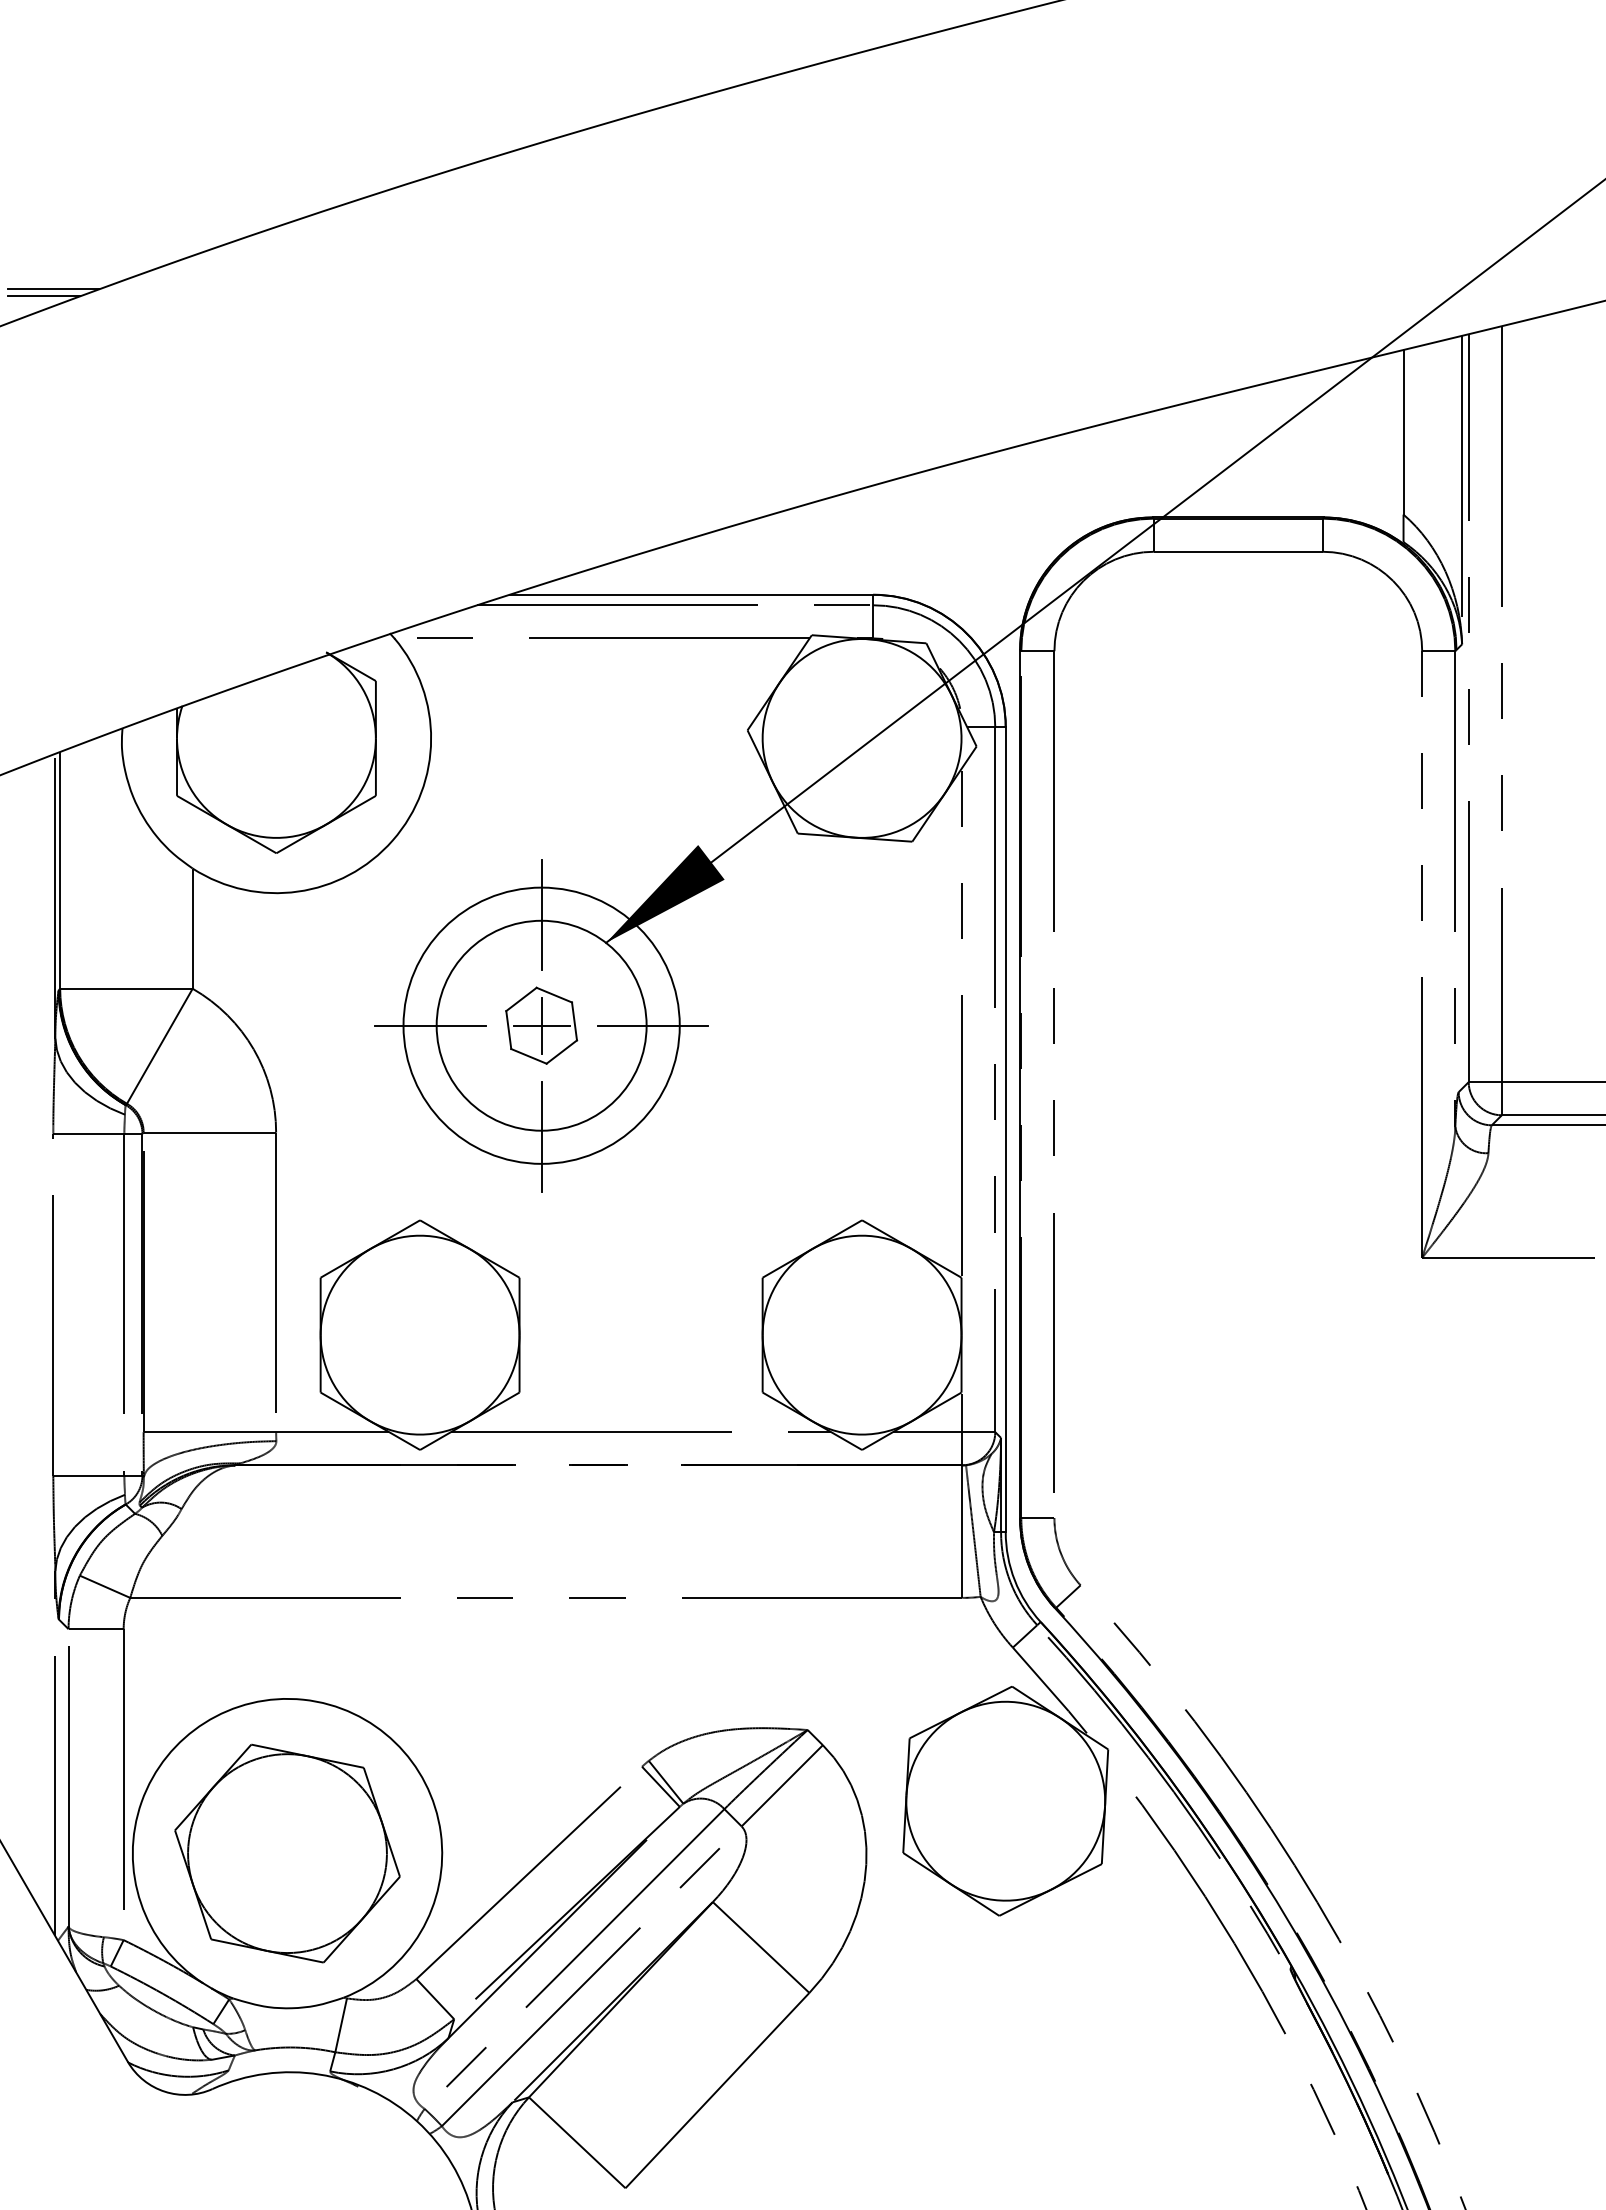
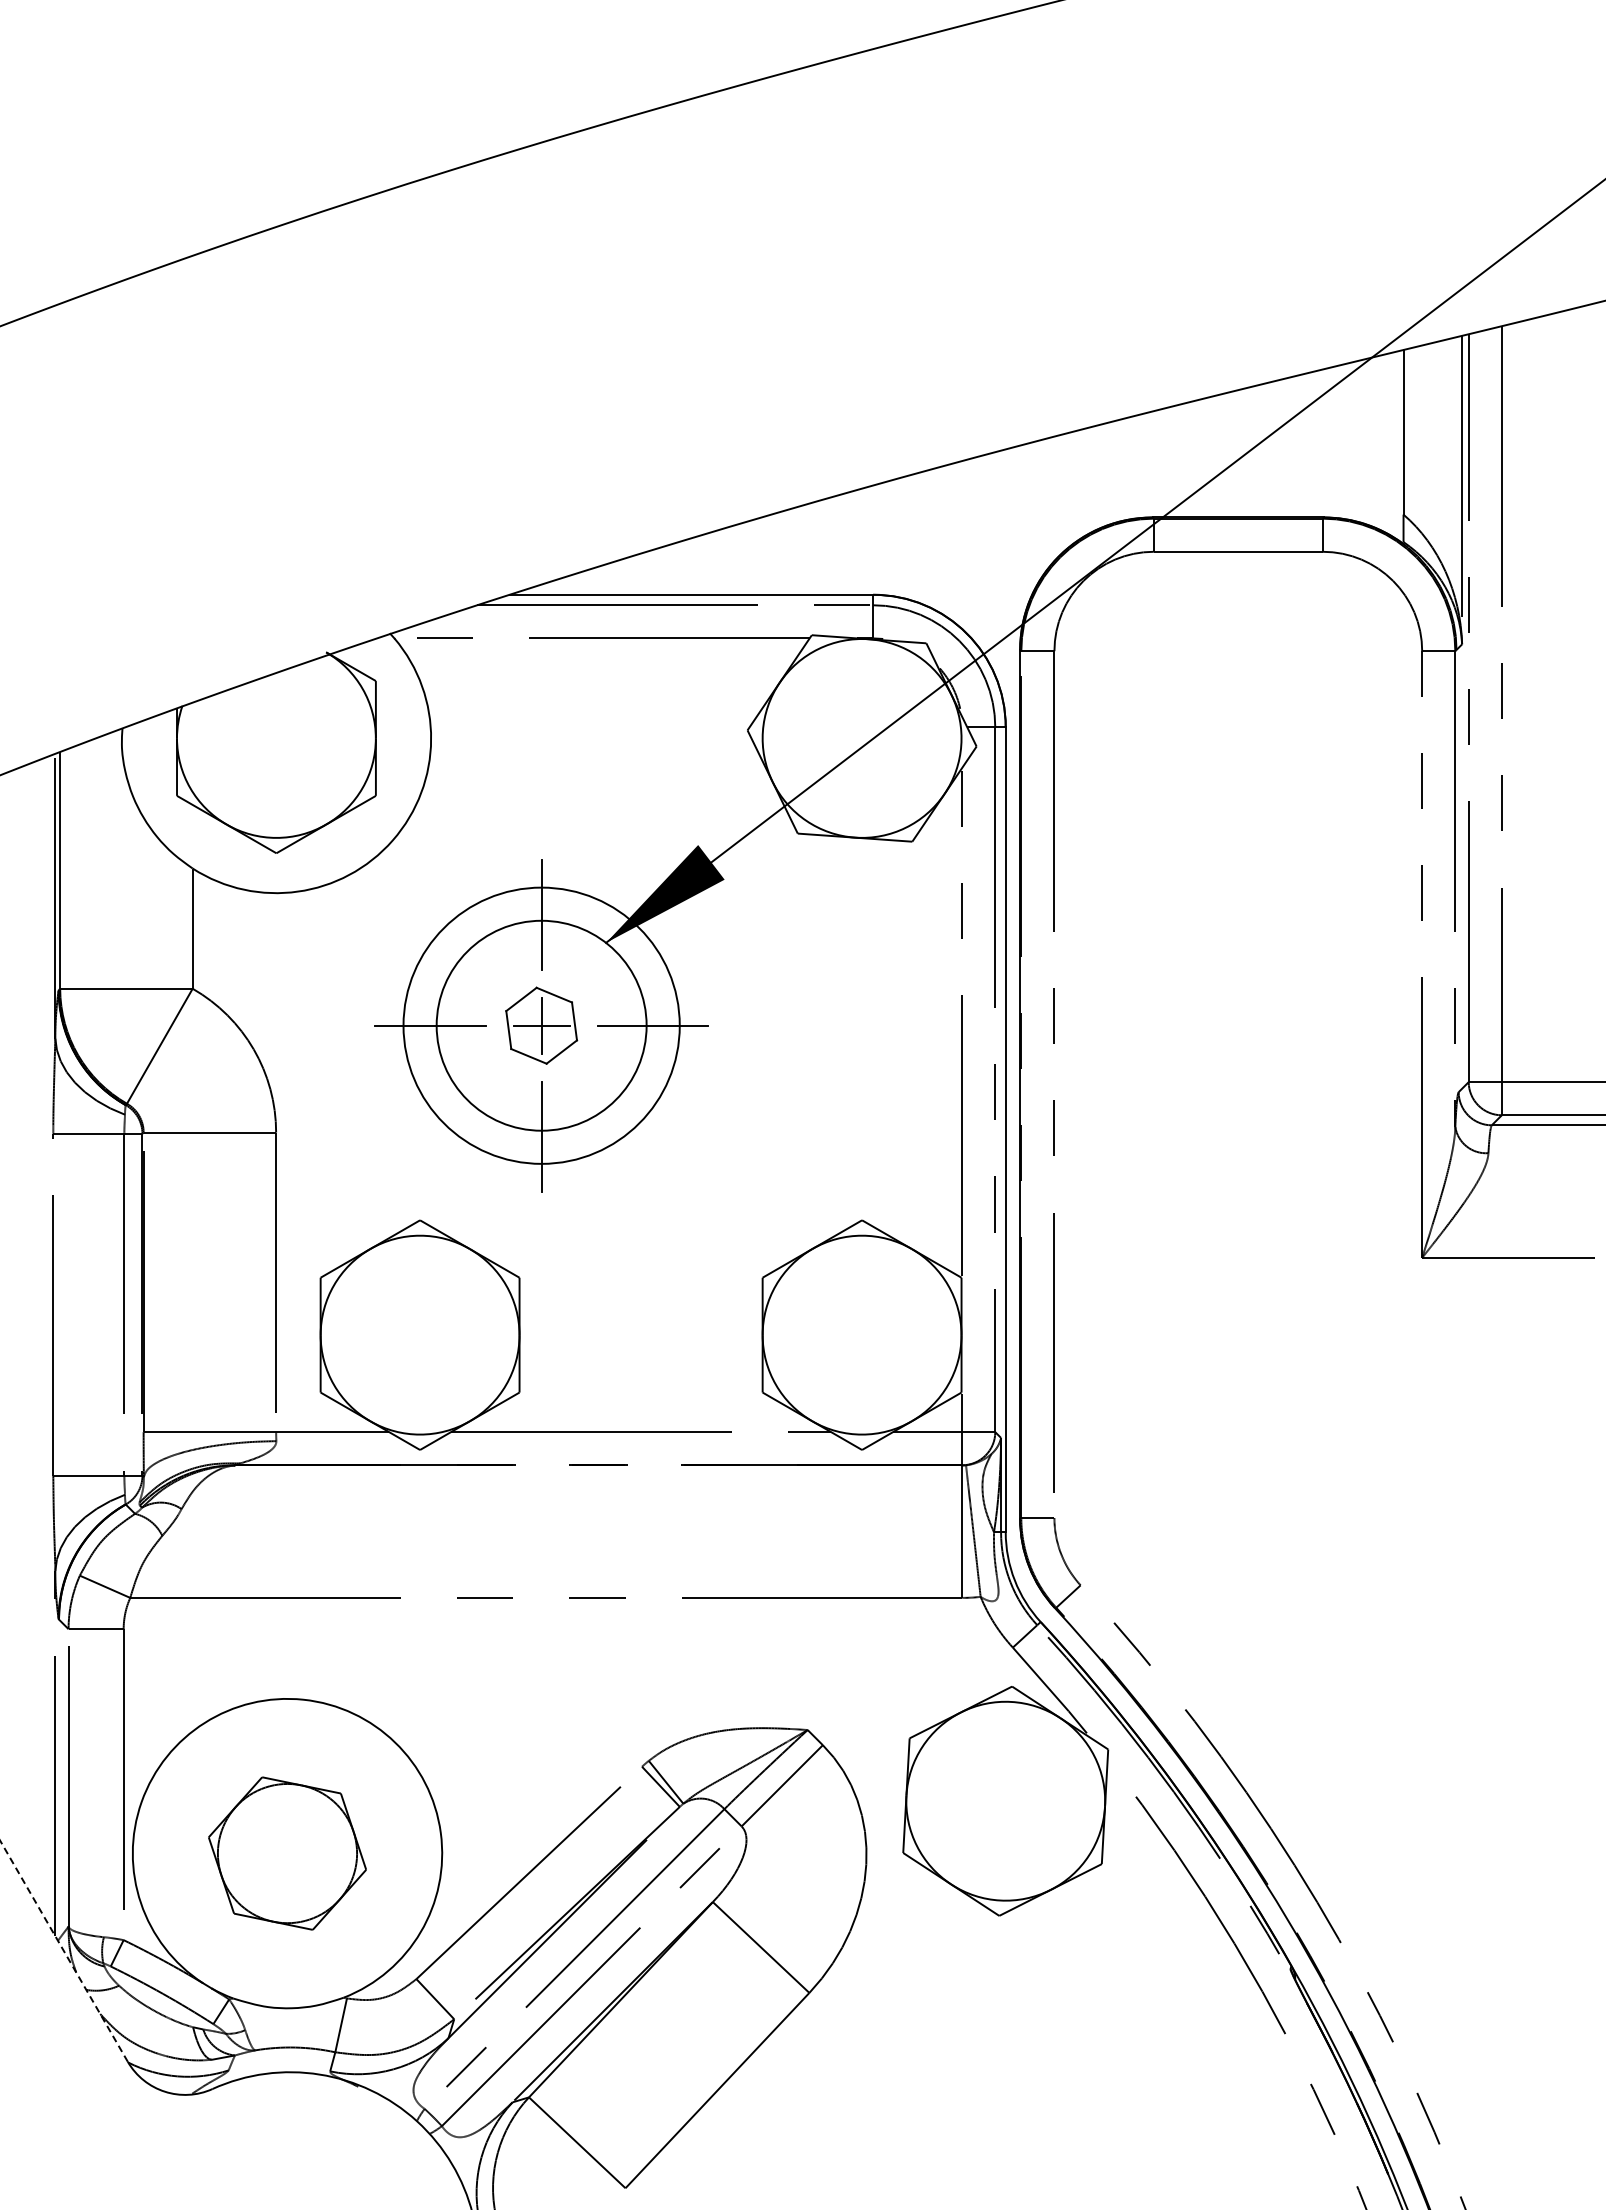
line: present -> none (52, 289)
line: present -> none (43, 296)
part size: 227x221 px -> 159x155 px (287, 1853)
line: solid -> dashed (63, 1951)
